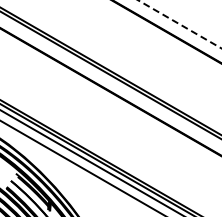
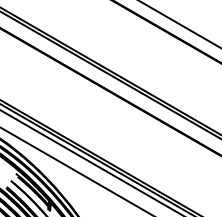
line: dashed -> solid (180, 24)
line position: (81, 167) -> (76, 170) (76, 170)
